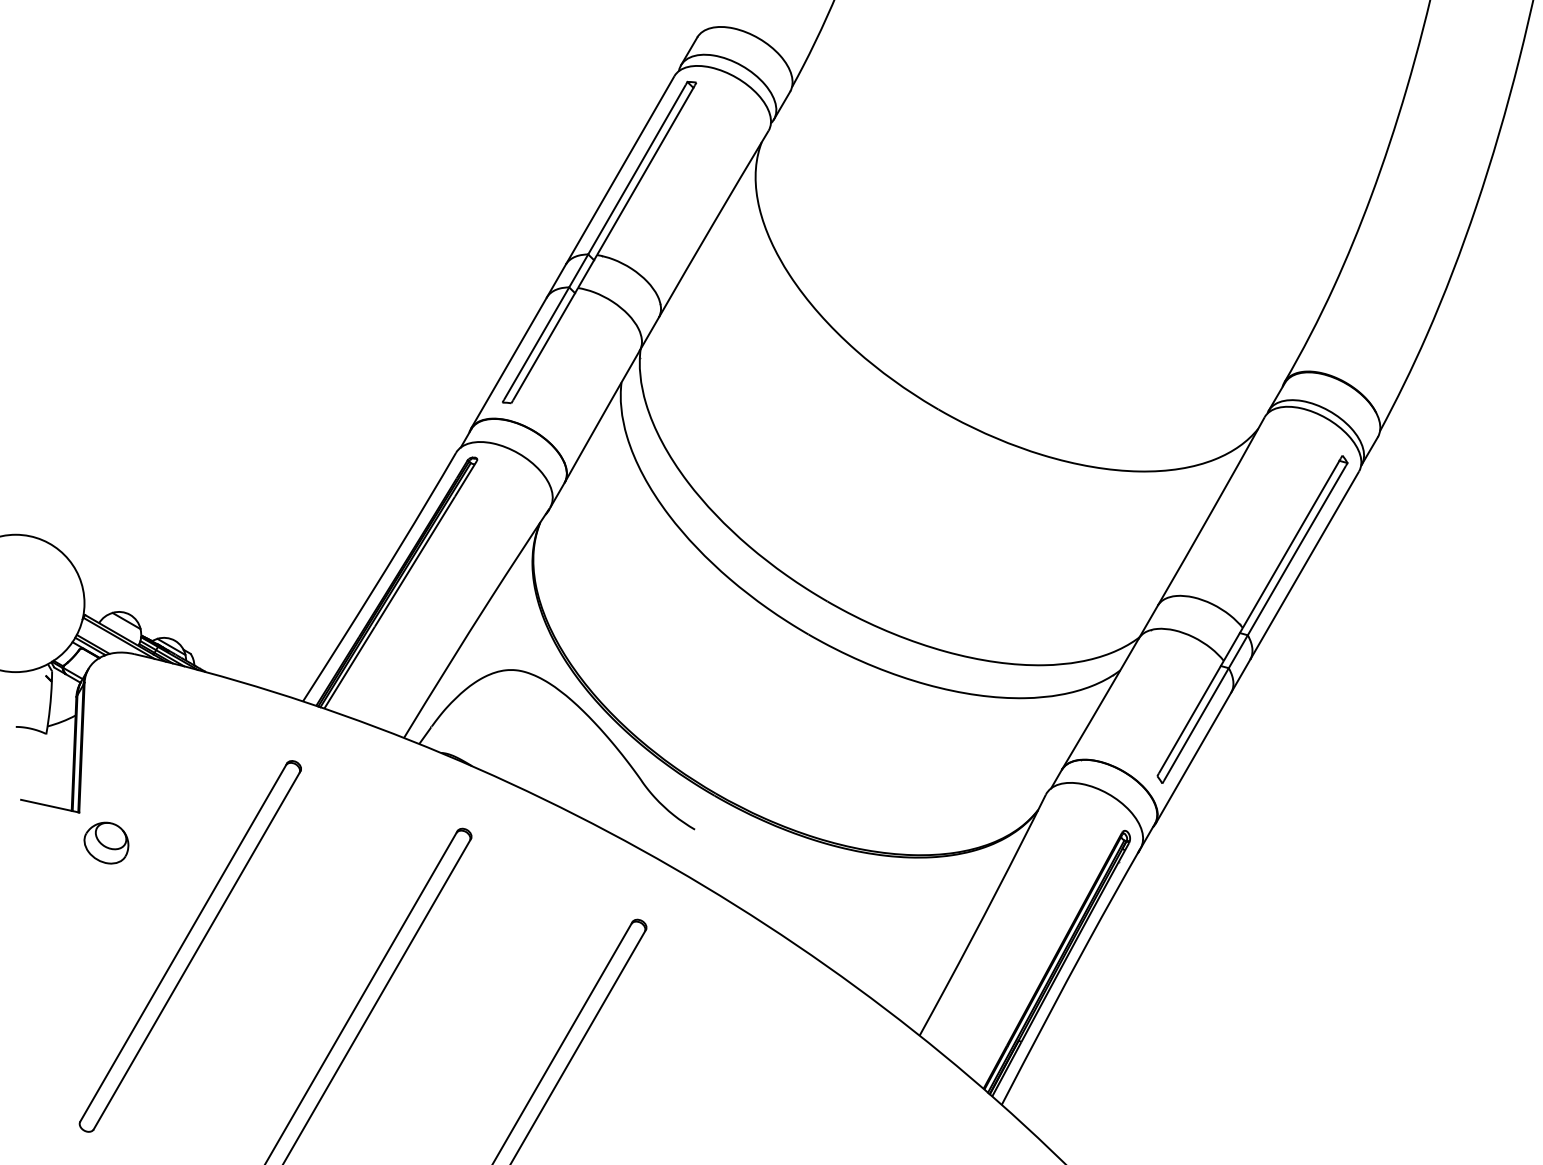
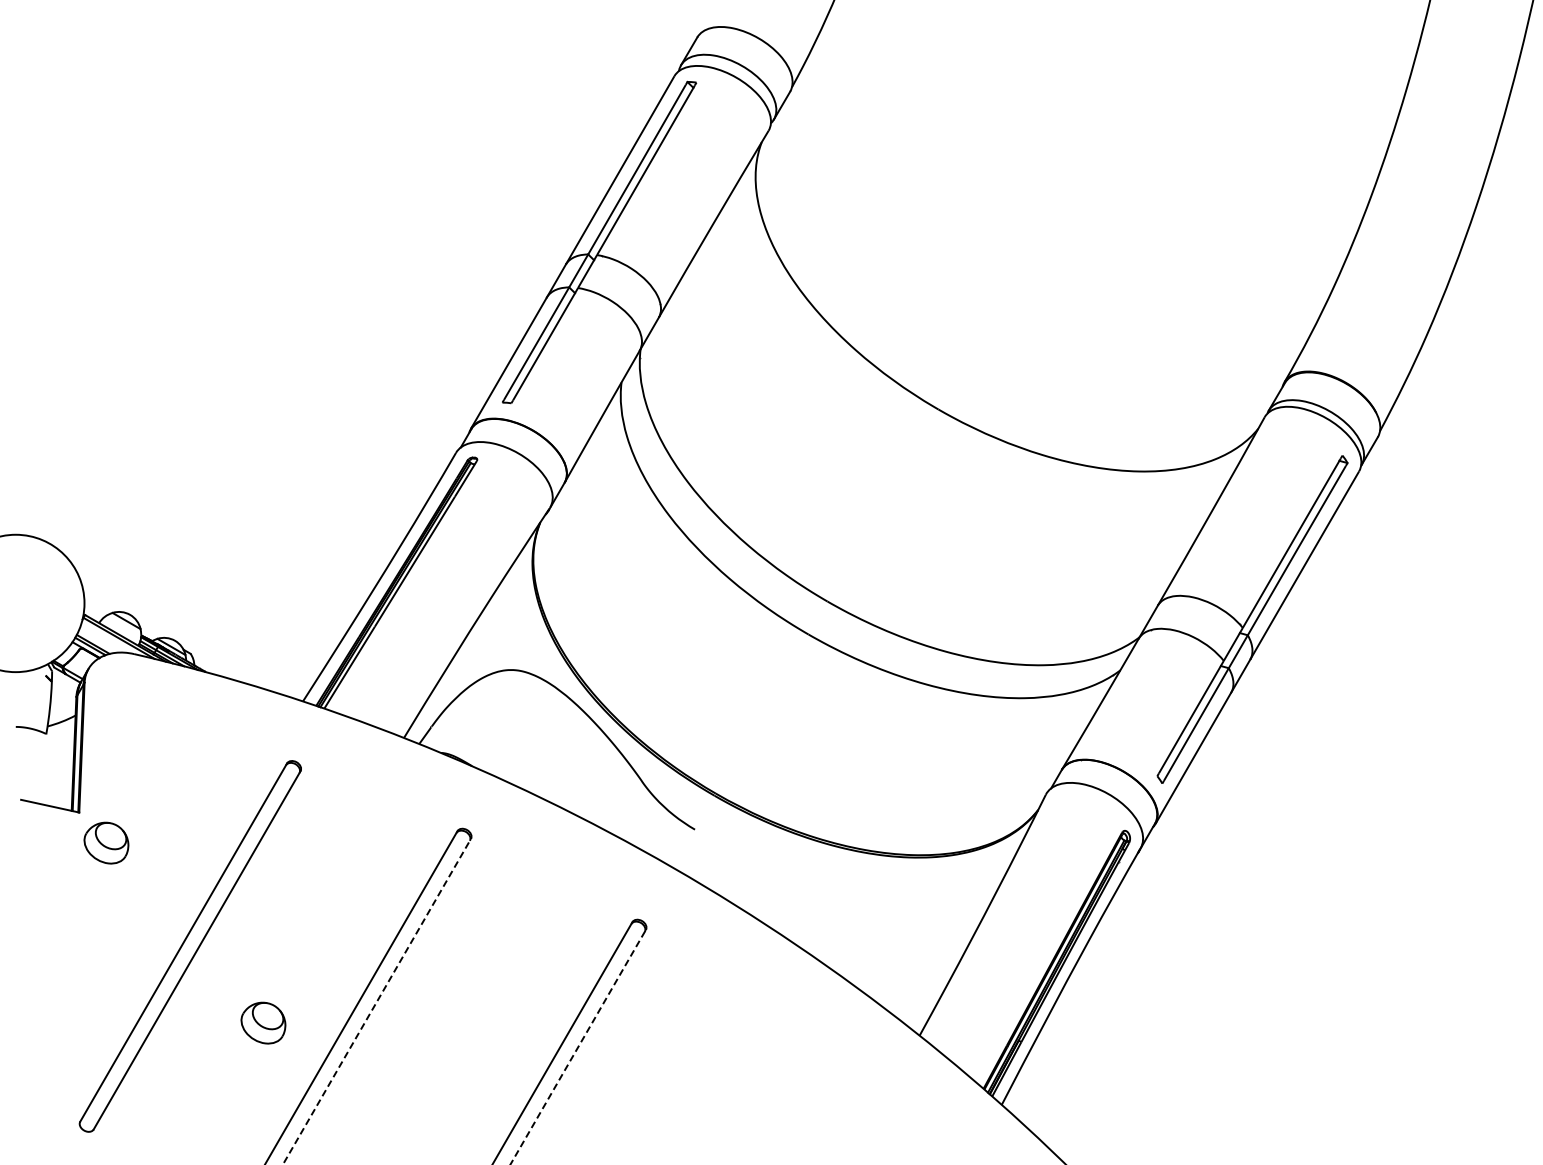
line: solid -> dashed (377, 1001)
part: none -> present (263, 1022)
line: solid -> dashed (578, 1046)
